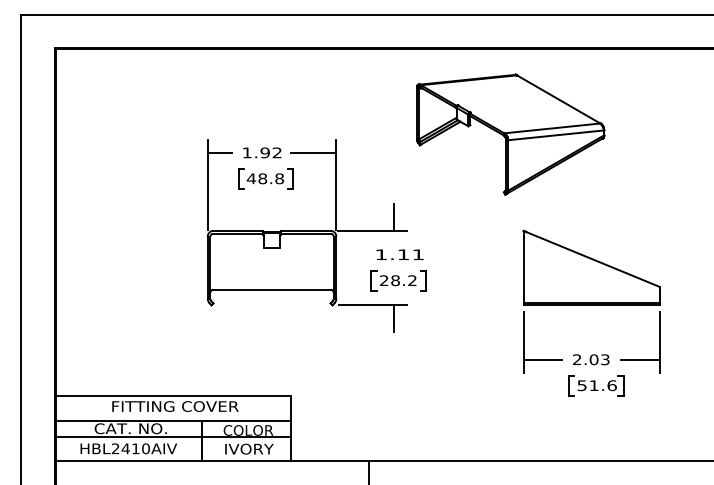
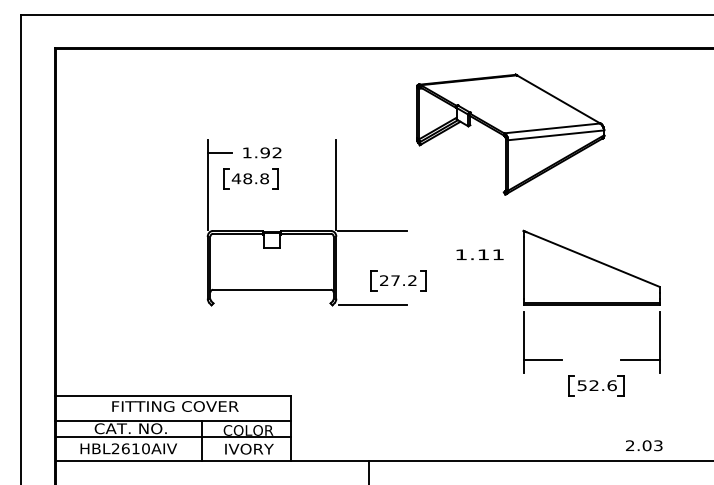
line: present -> none (313, 153)
part position: (265, 178) -> (250, 178) (250, 178)
line: present -> none (393, 217)
text position: (399, 254) -> (479, 254) (479, 254)
text: 28.2 -> 27.2 (395, 280)
line: present -> none (393, 318)
text position: (591, 359) -> (644, 445) (644, 445)
text: 51.6 -> 52.6 (593, 385)
text: HBL2410AIV -> HBL2610AIV (125, 448)
